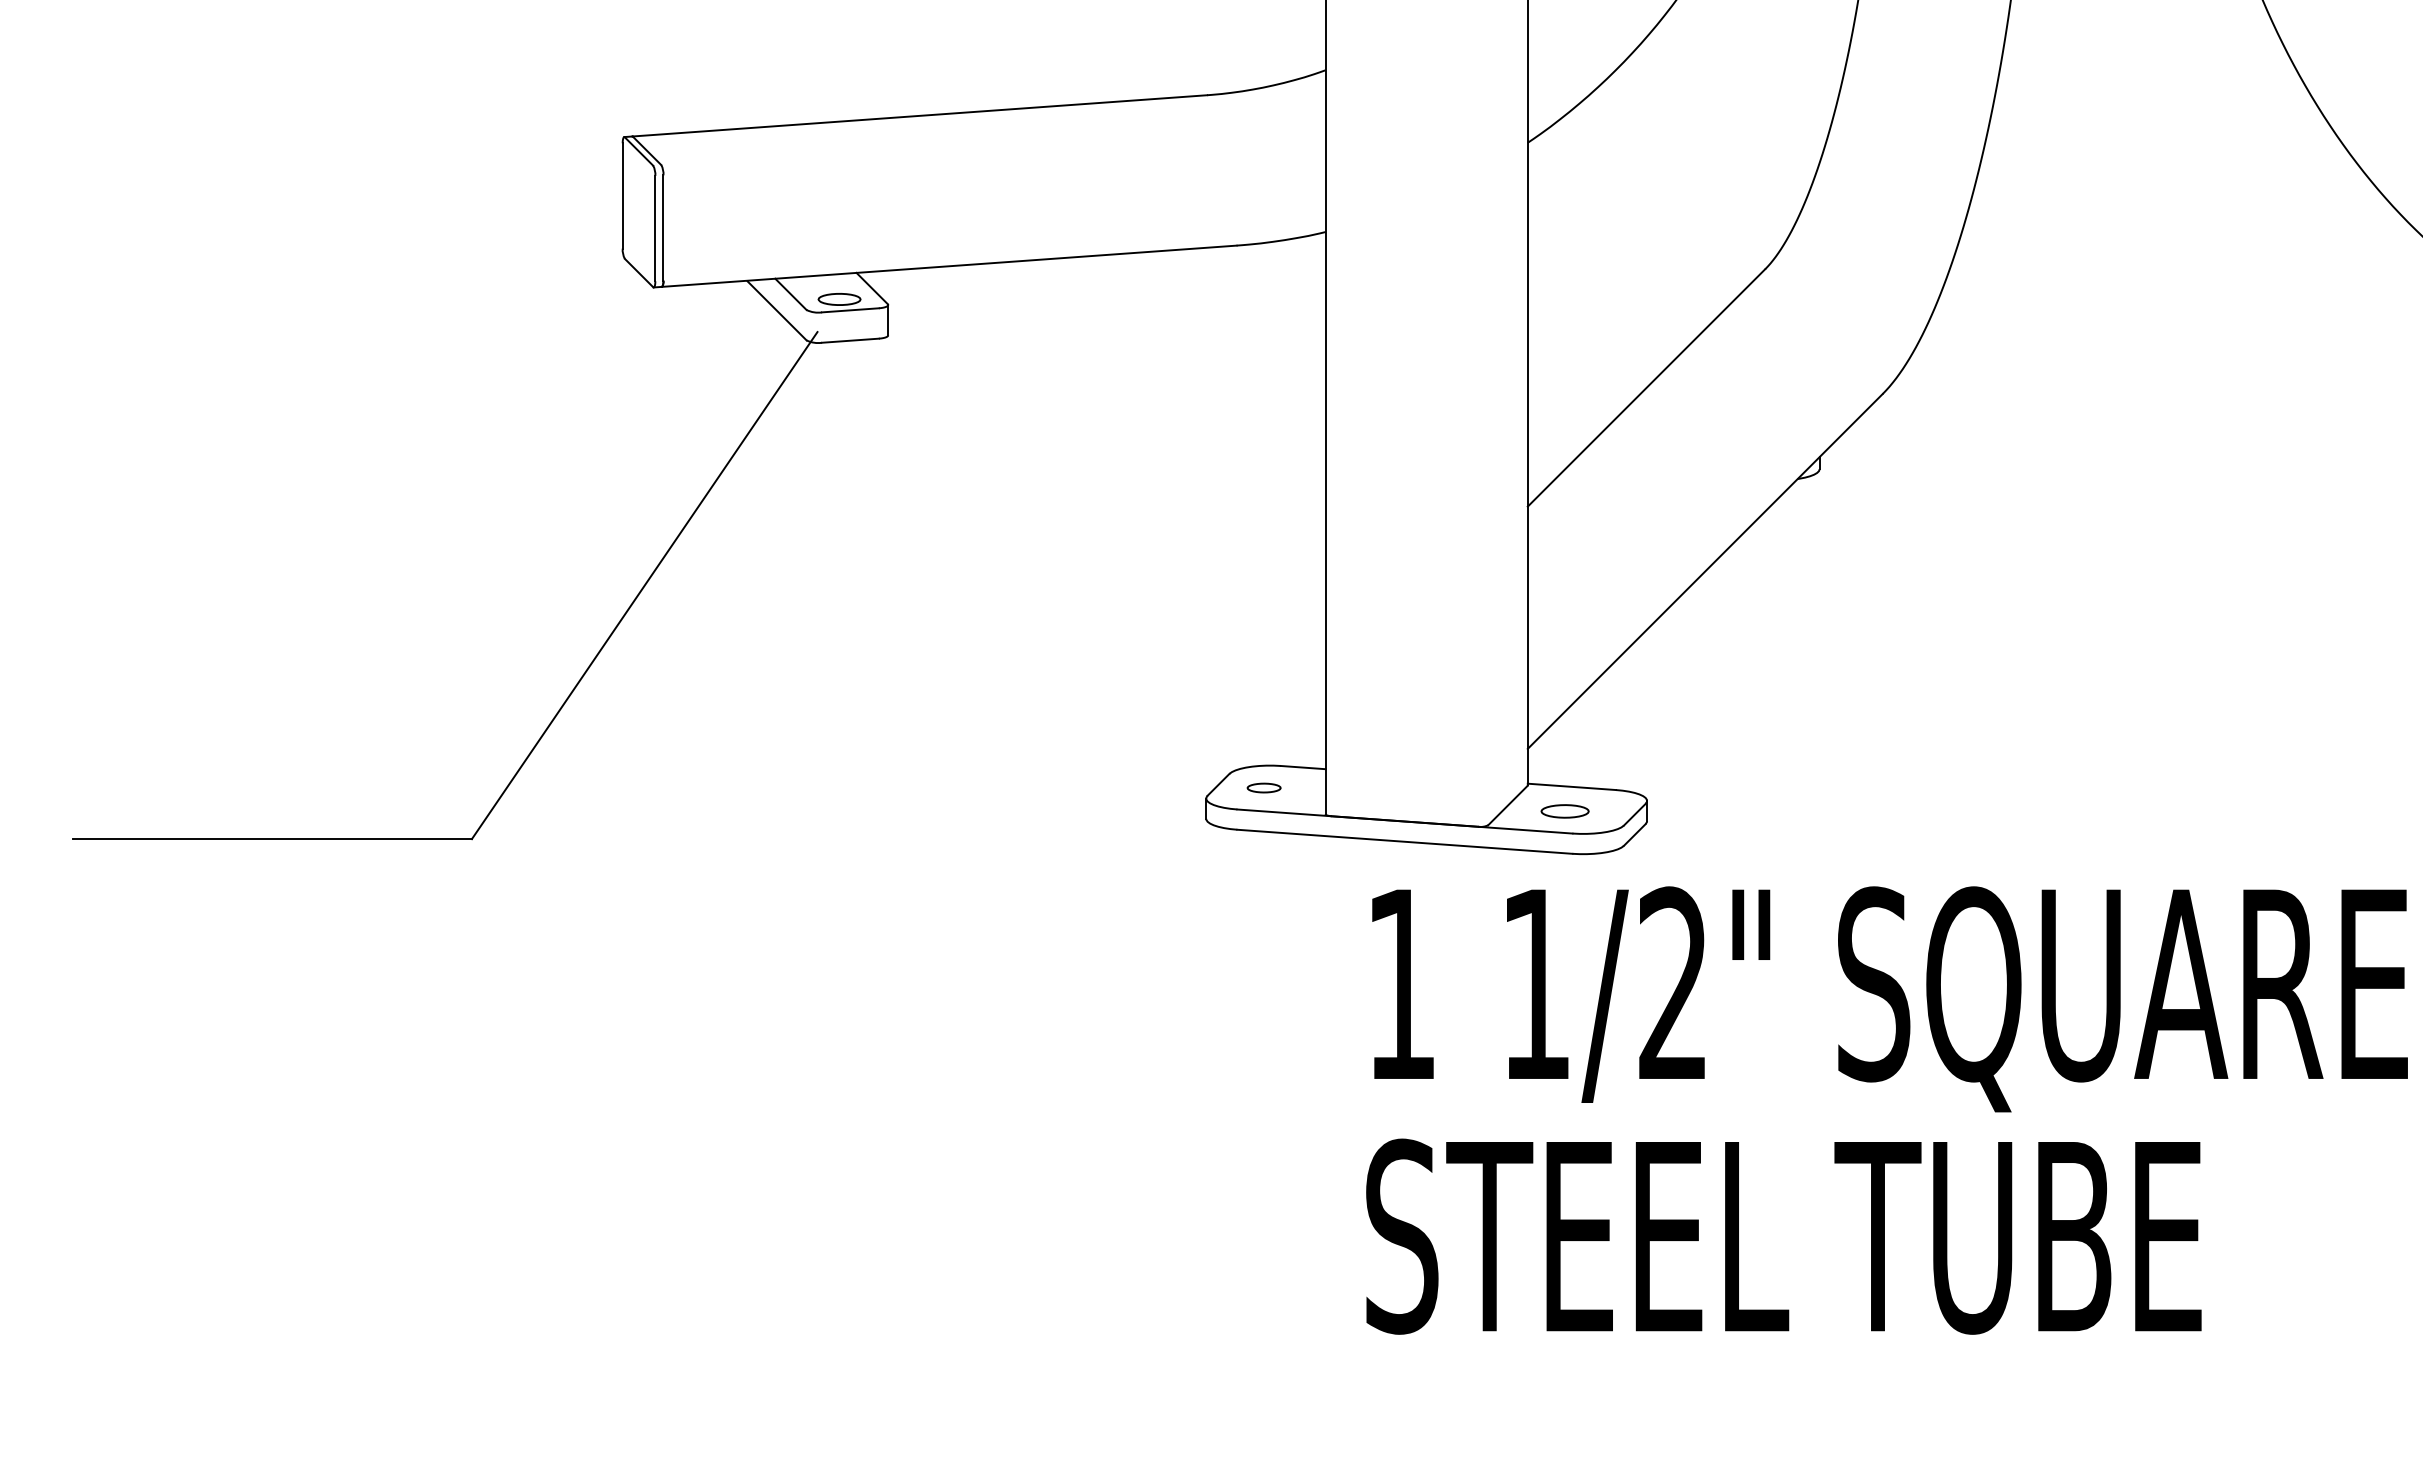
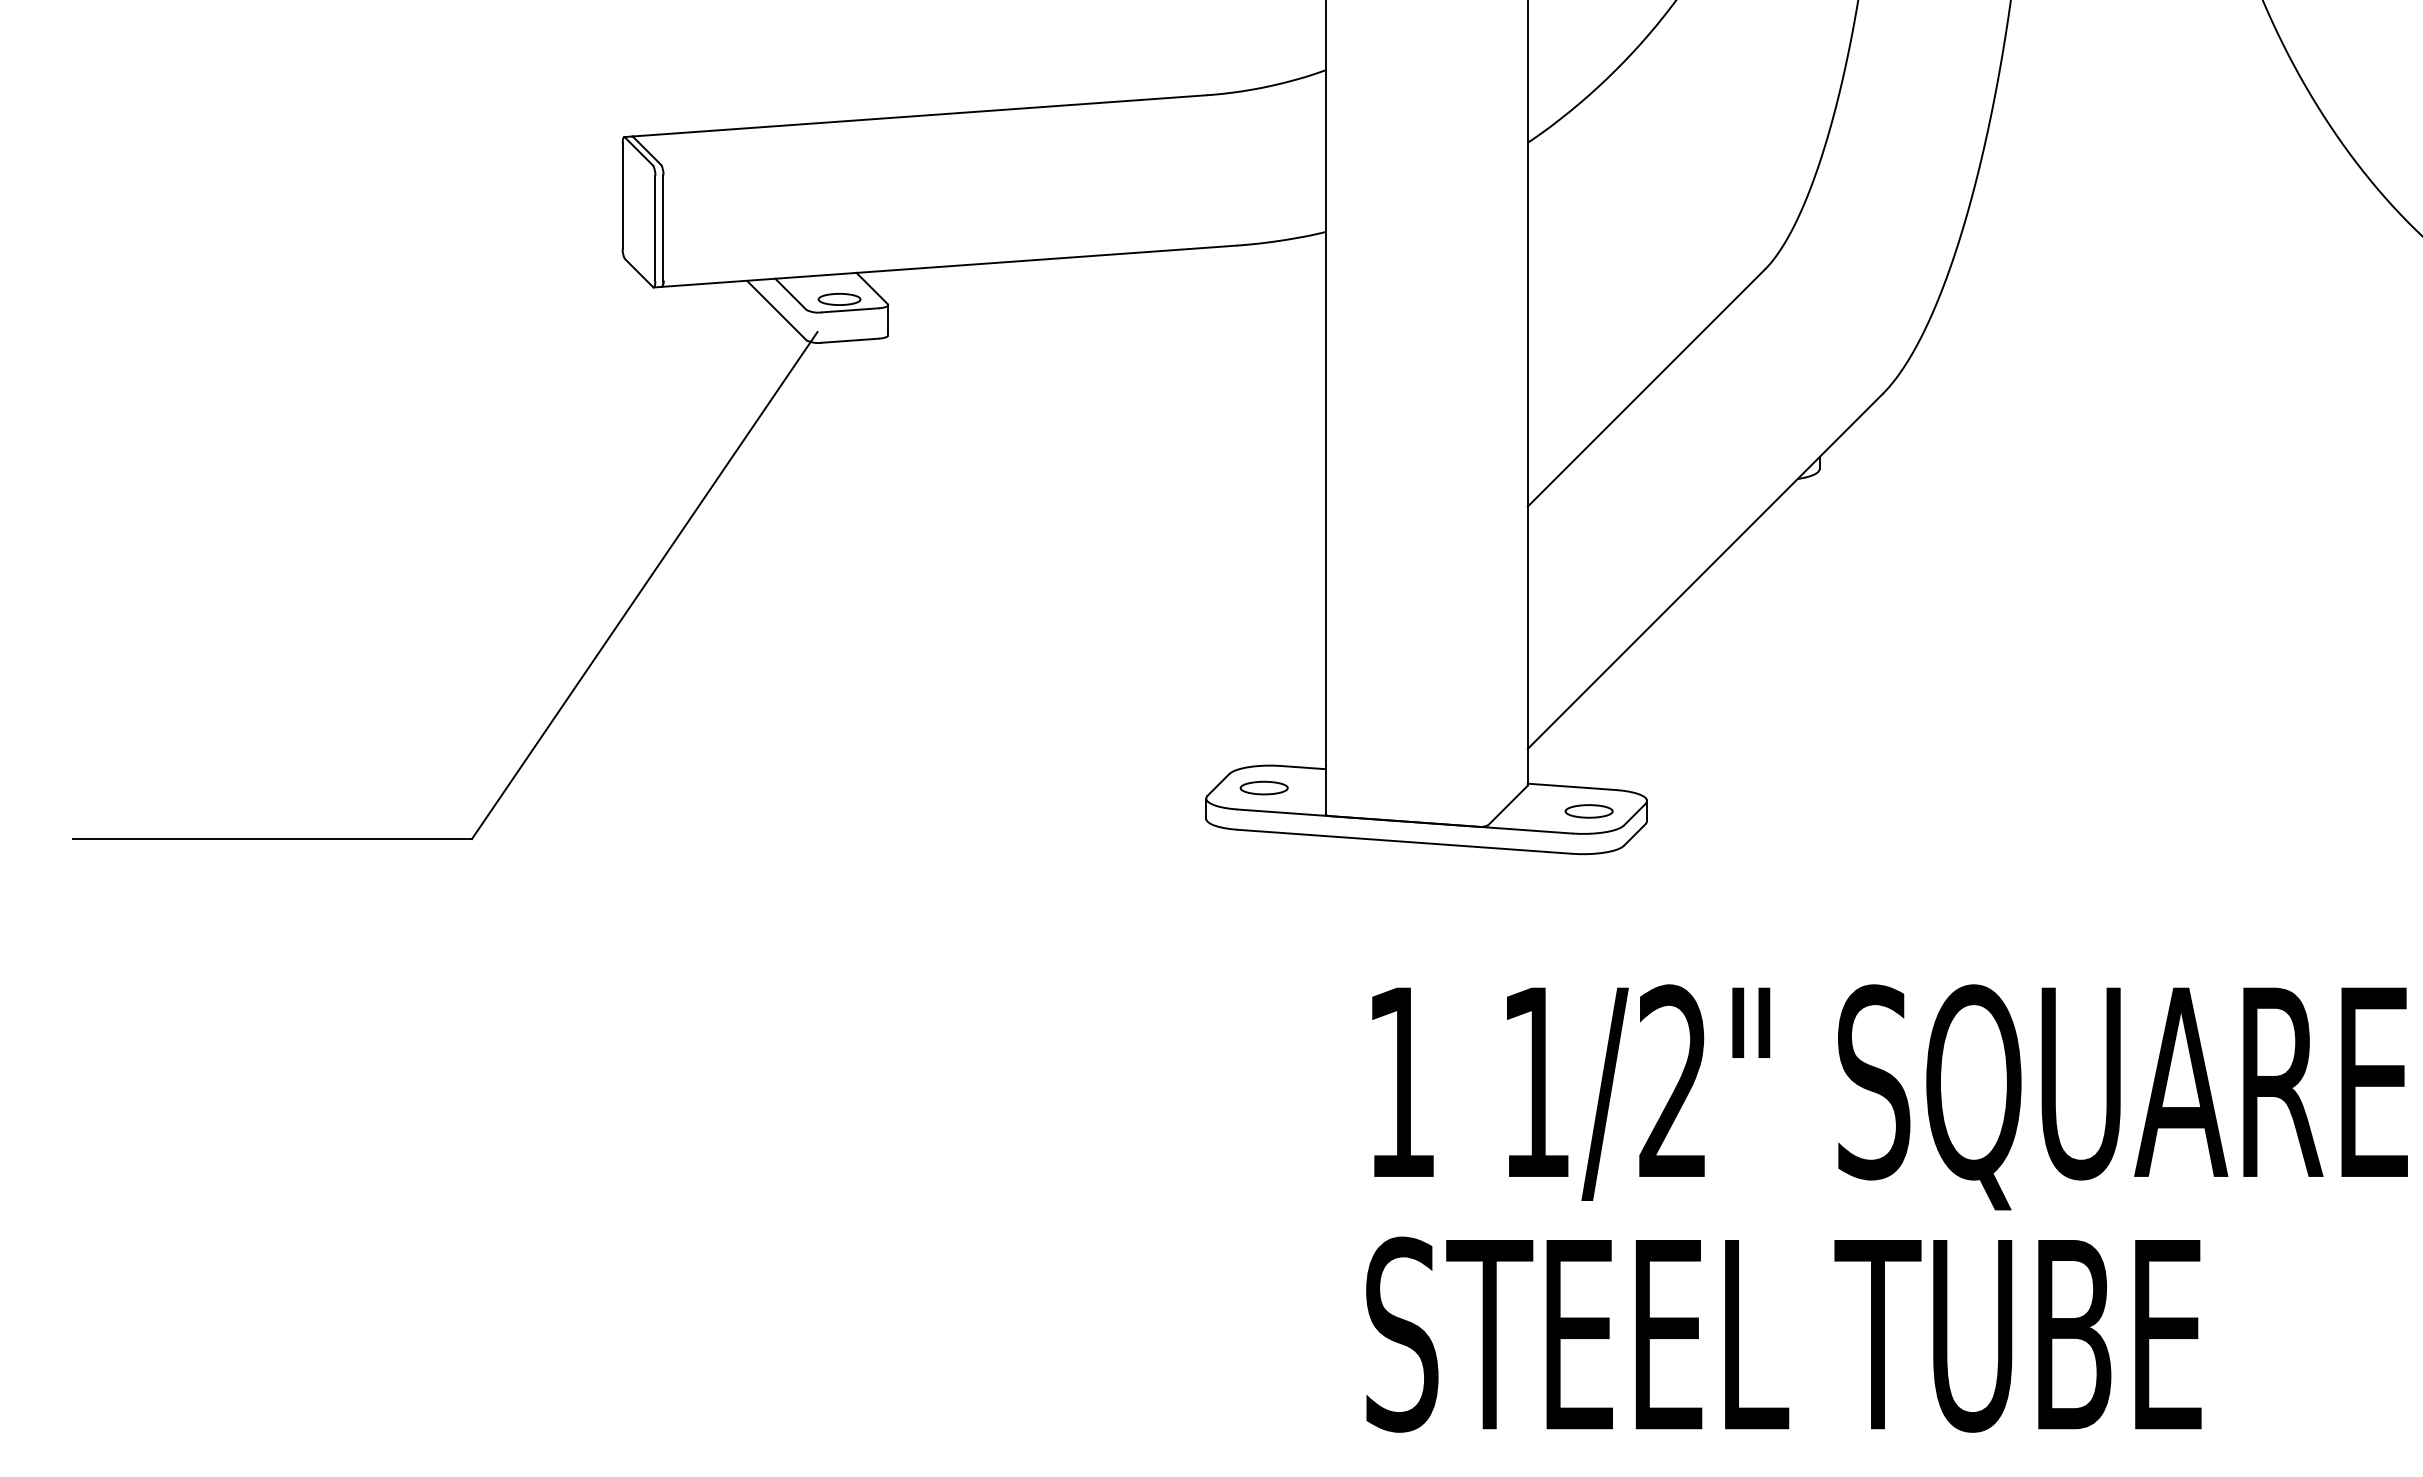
part size: 36x12 px -> 50x16 px (1263, 787)
part position: (1564, 811) -> (1588, 811) (1588, 811)
text position: (1886, 1110) -> (1886, 1208) (1886, 1208)
